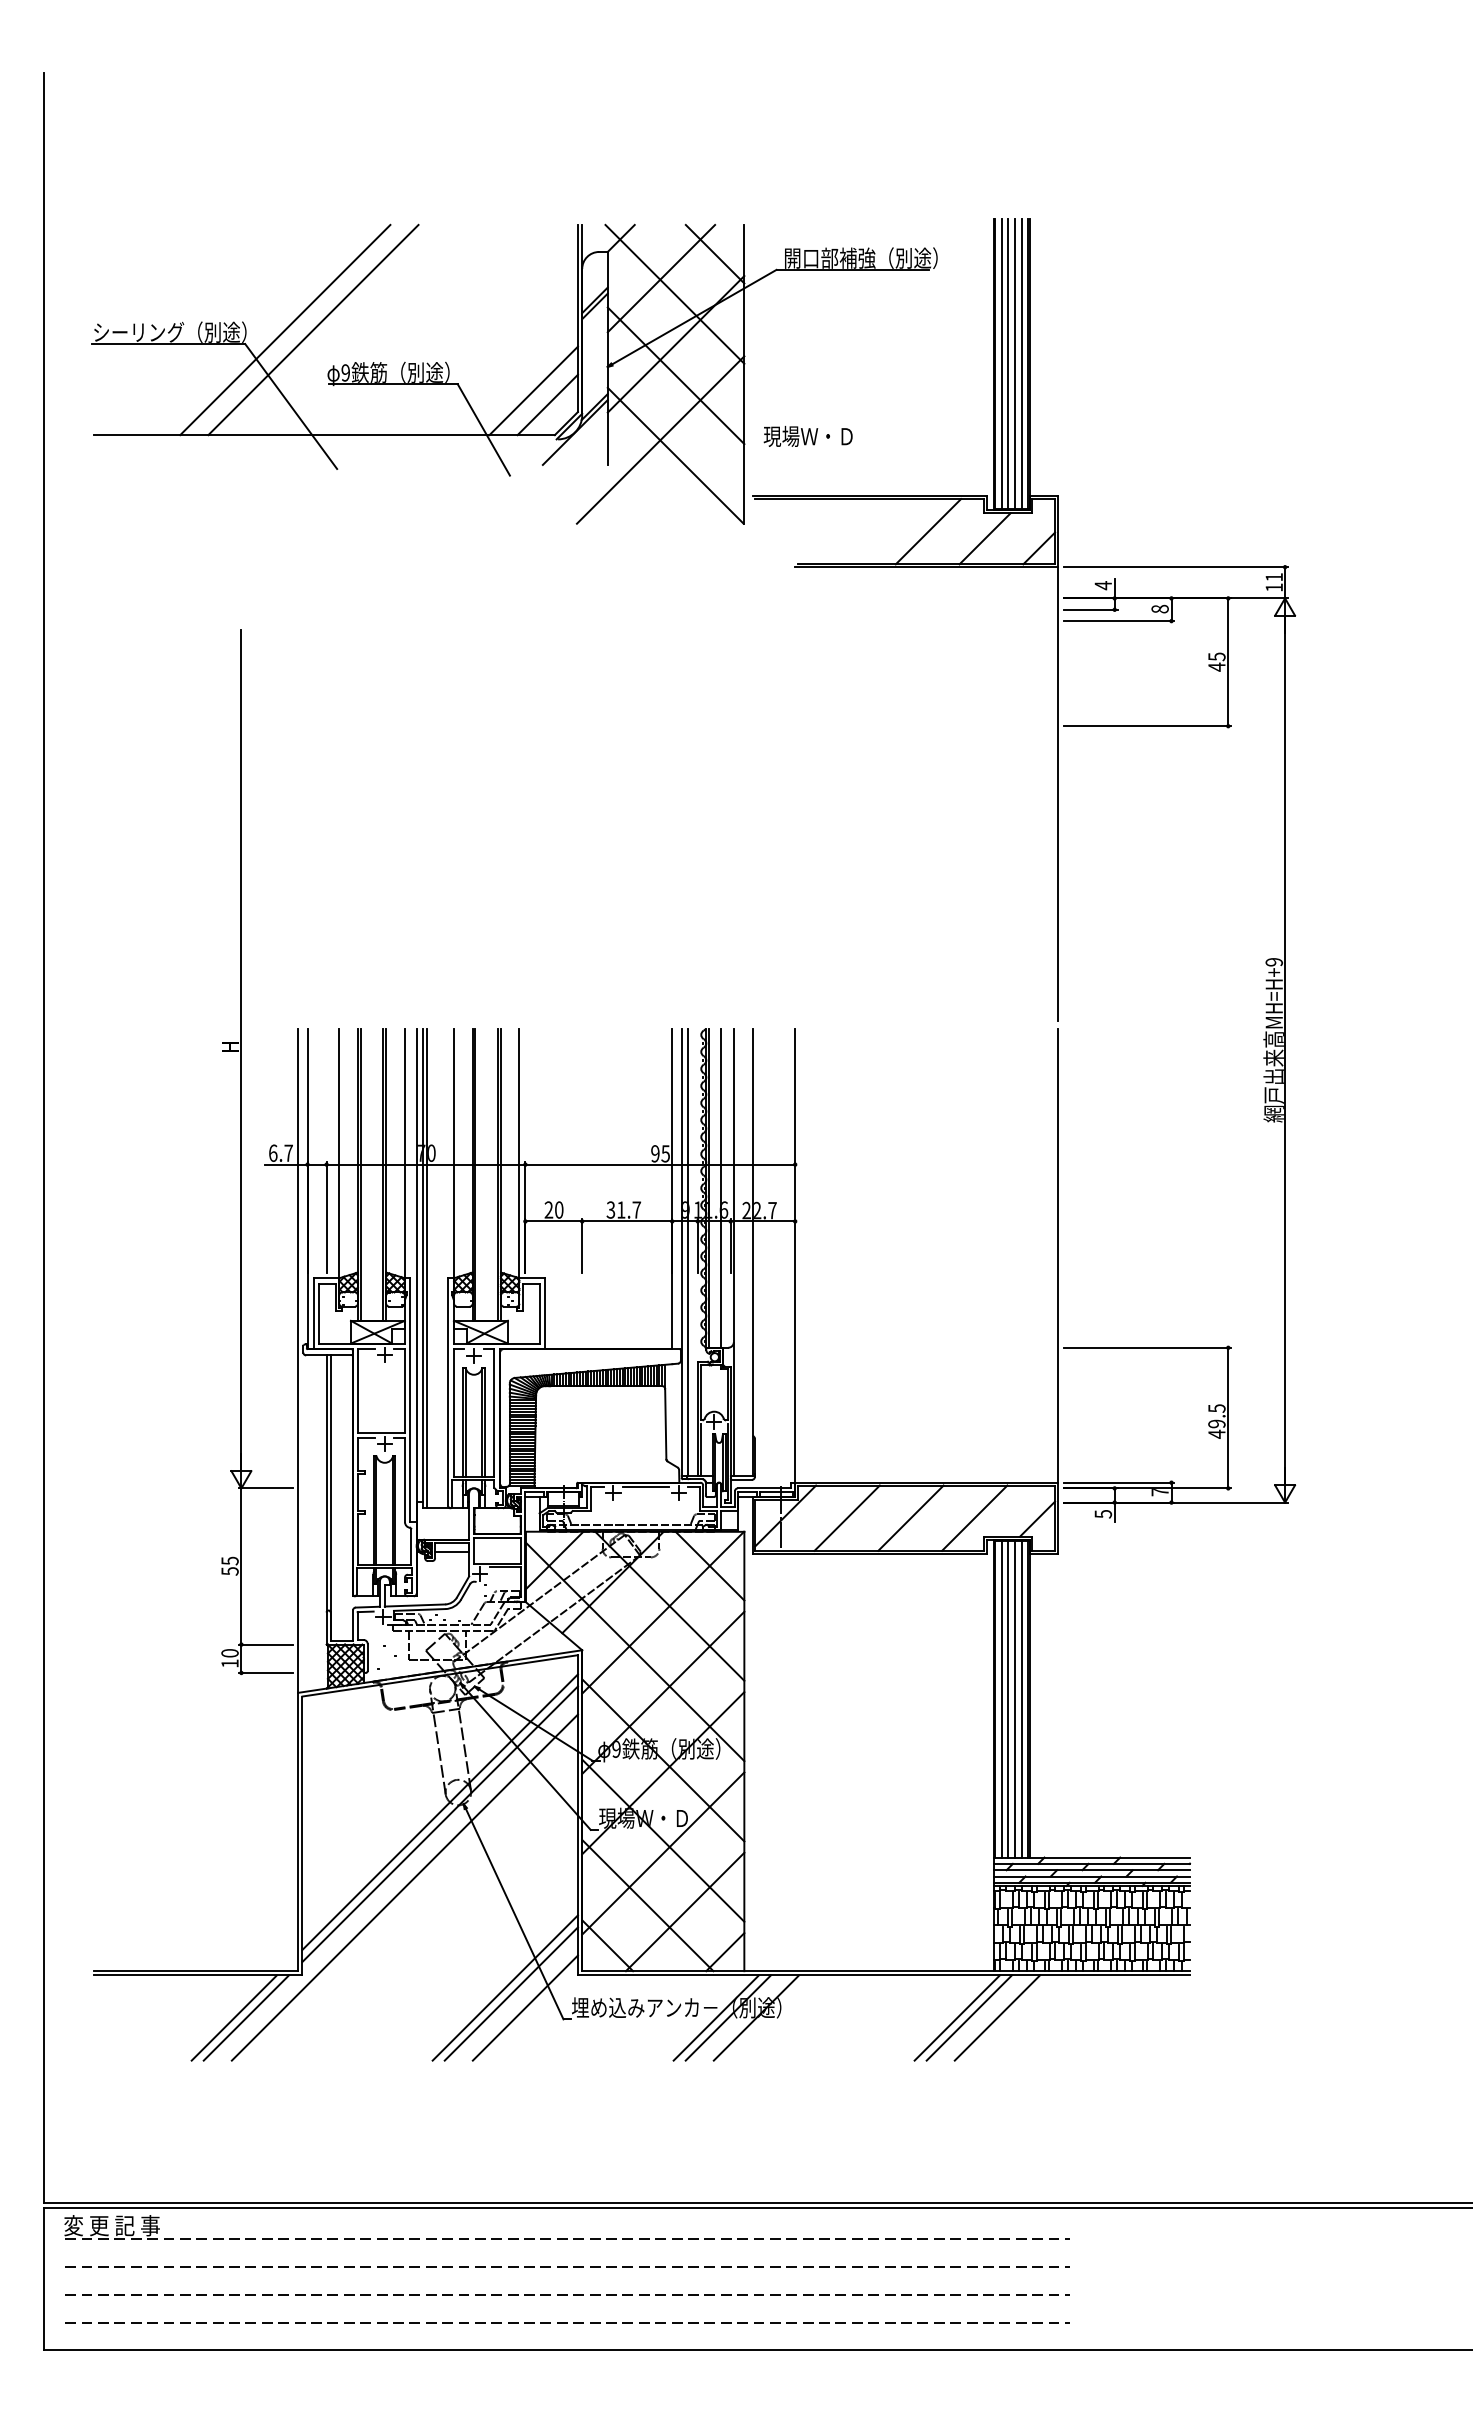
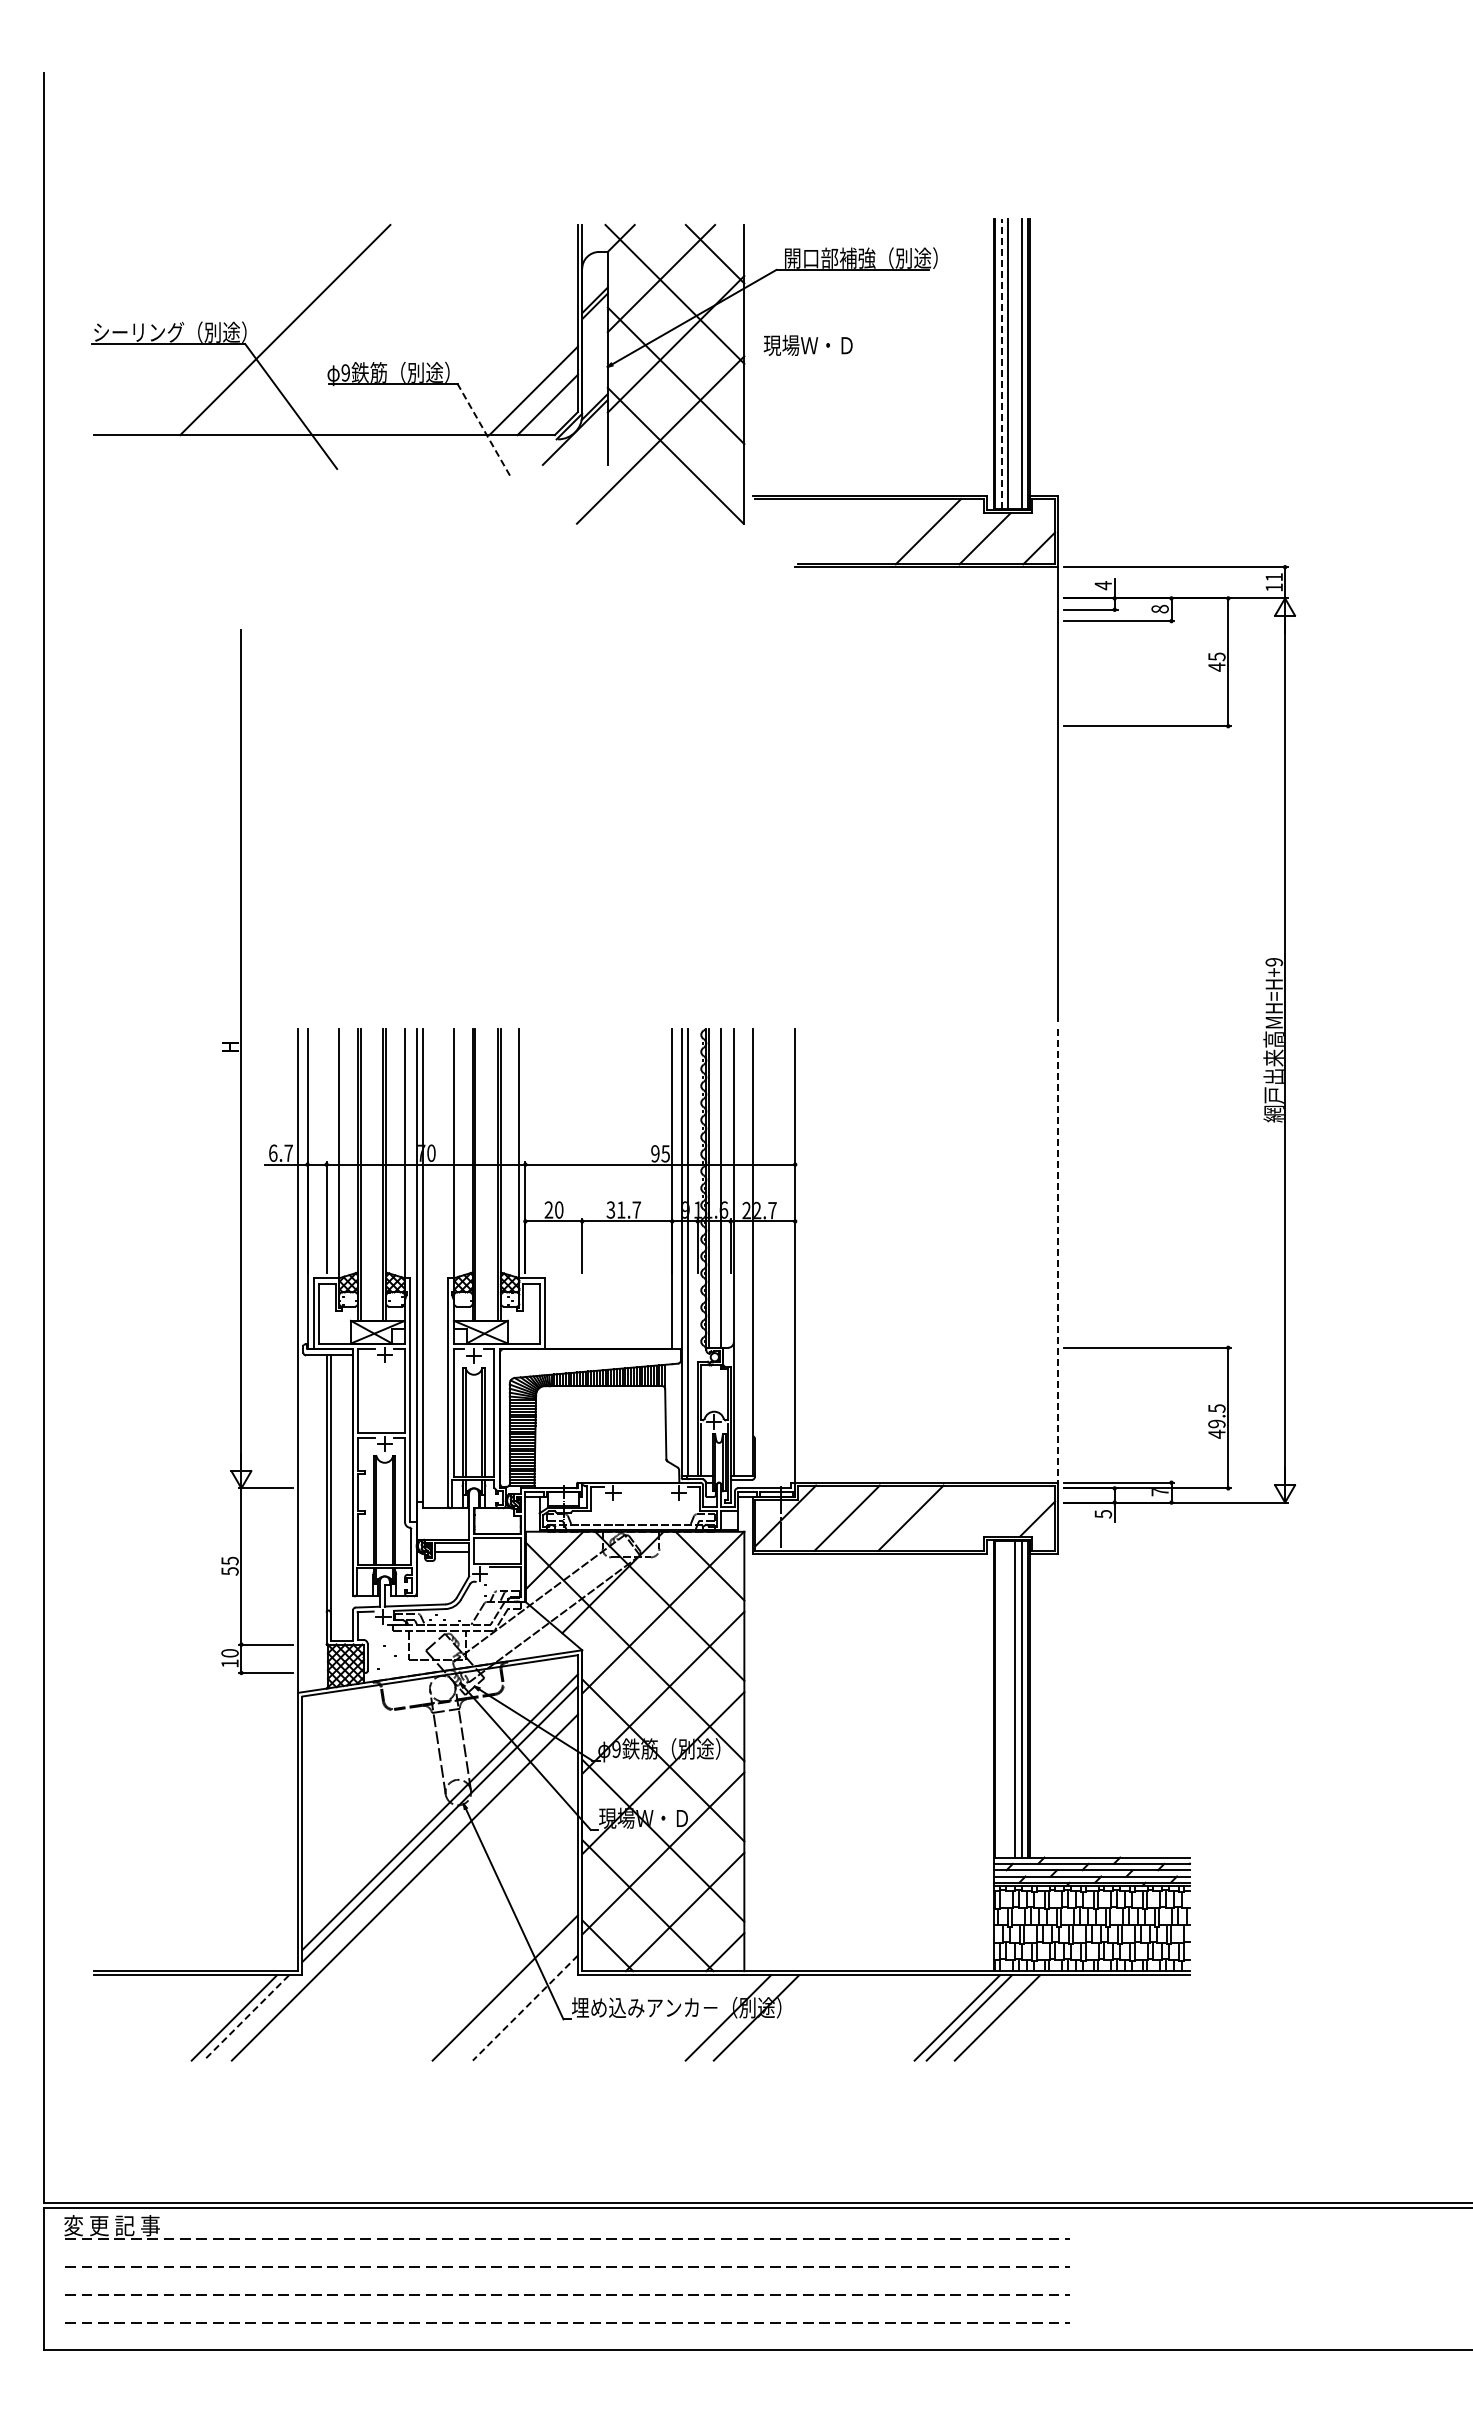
line: present -> none (313, 329)
line: present -> none (1015, 363)
line: solid -> dashed (1001, 364)
line: solid -> dashed (483, 429)
text position: (807, 436) -> (807, 345) (807, 345)
line: solid -> dashed (1057, 1255)
line: present -> none (426, 1268)
line: present -> none (646, 1486)
line: present -> none (974, 1517)
line: present -> none (1001, 1698)
line: present -> none (1008, 1698)
line: present -> none (510, 1993)
line: solid -> dashed (525, 2008)
line: present -> none (715, 2017)
line: solid -> dashed (246, 2018)
